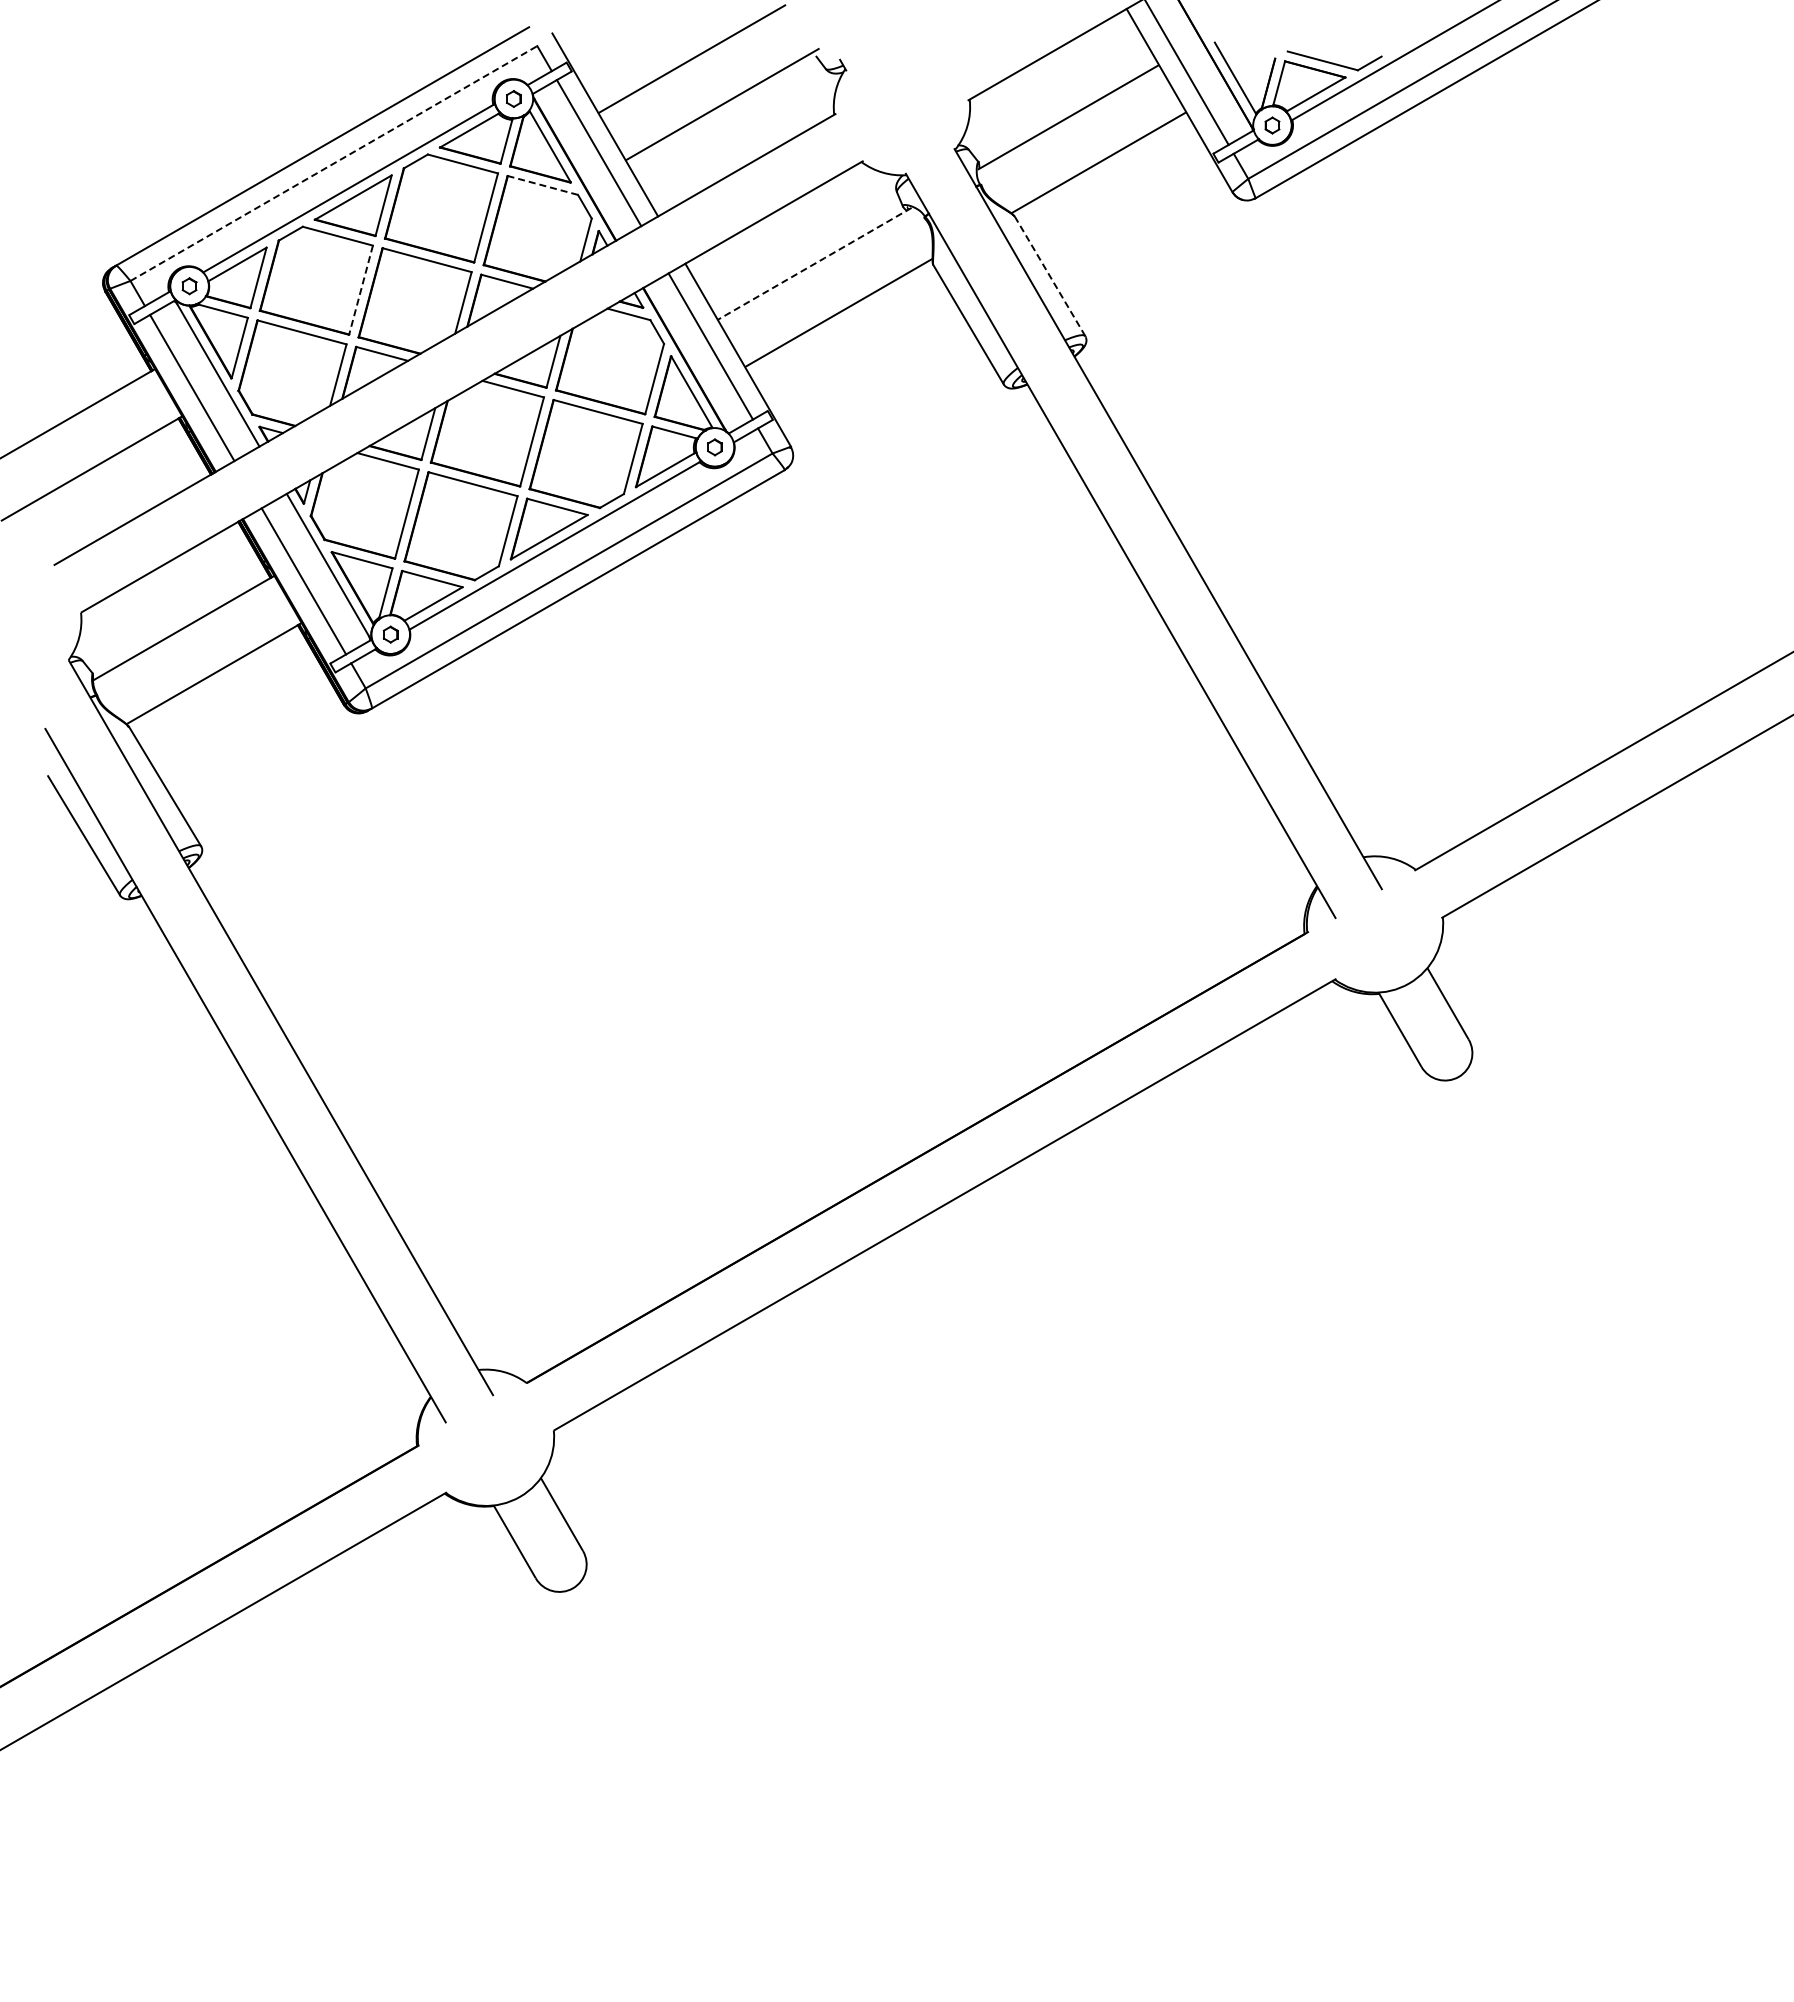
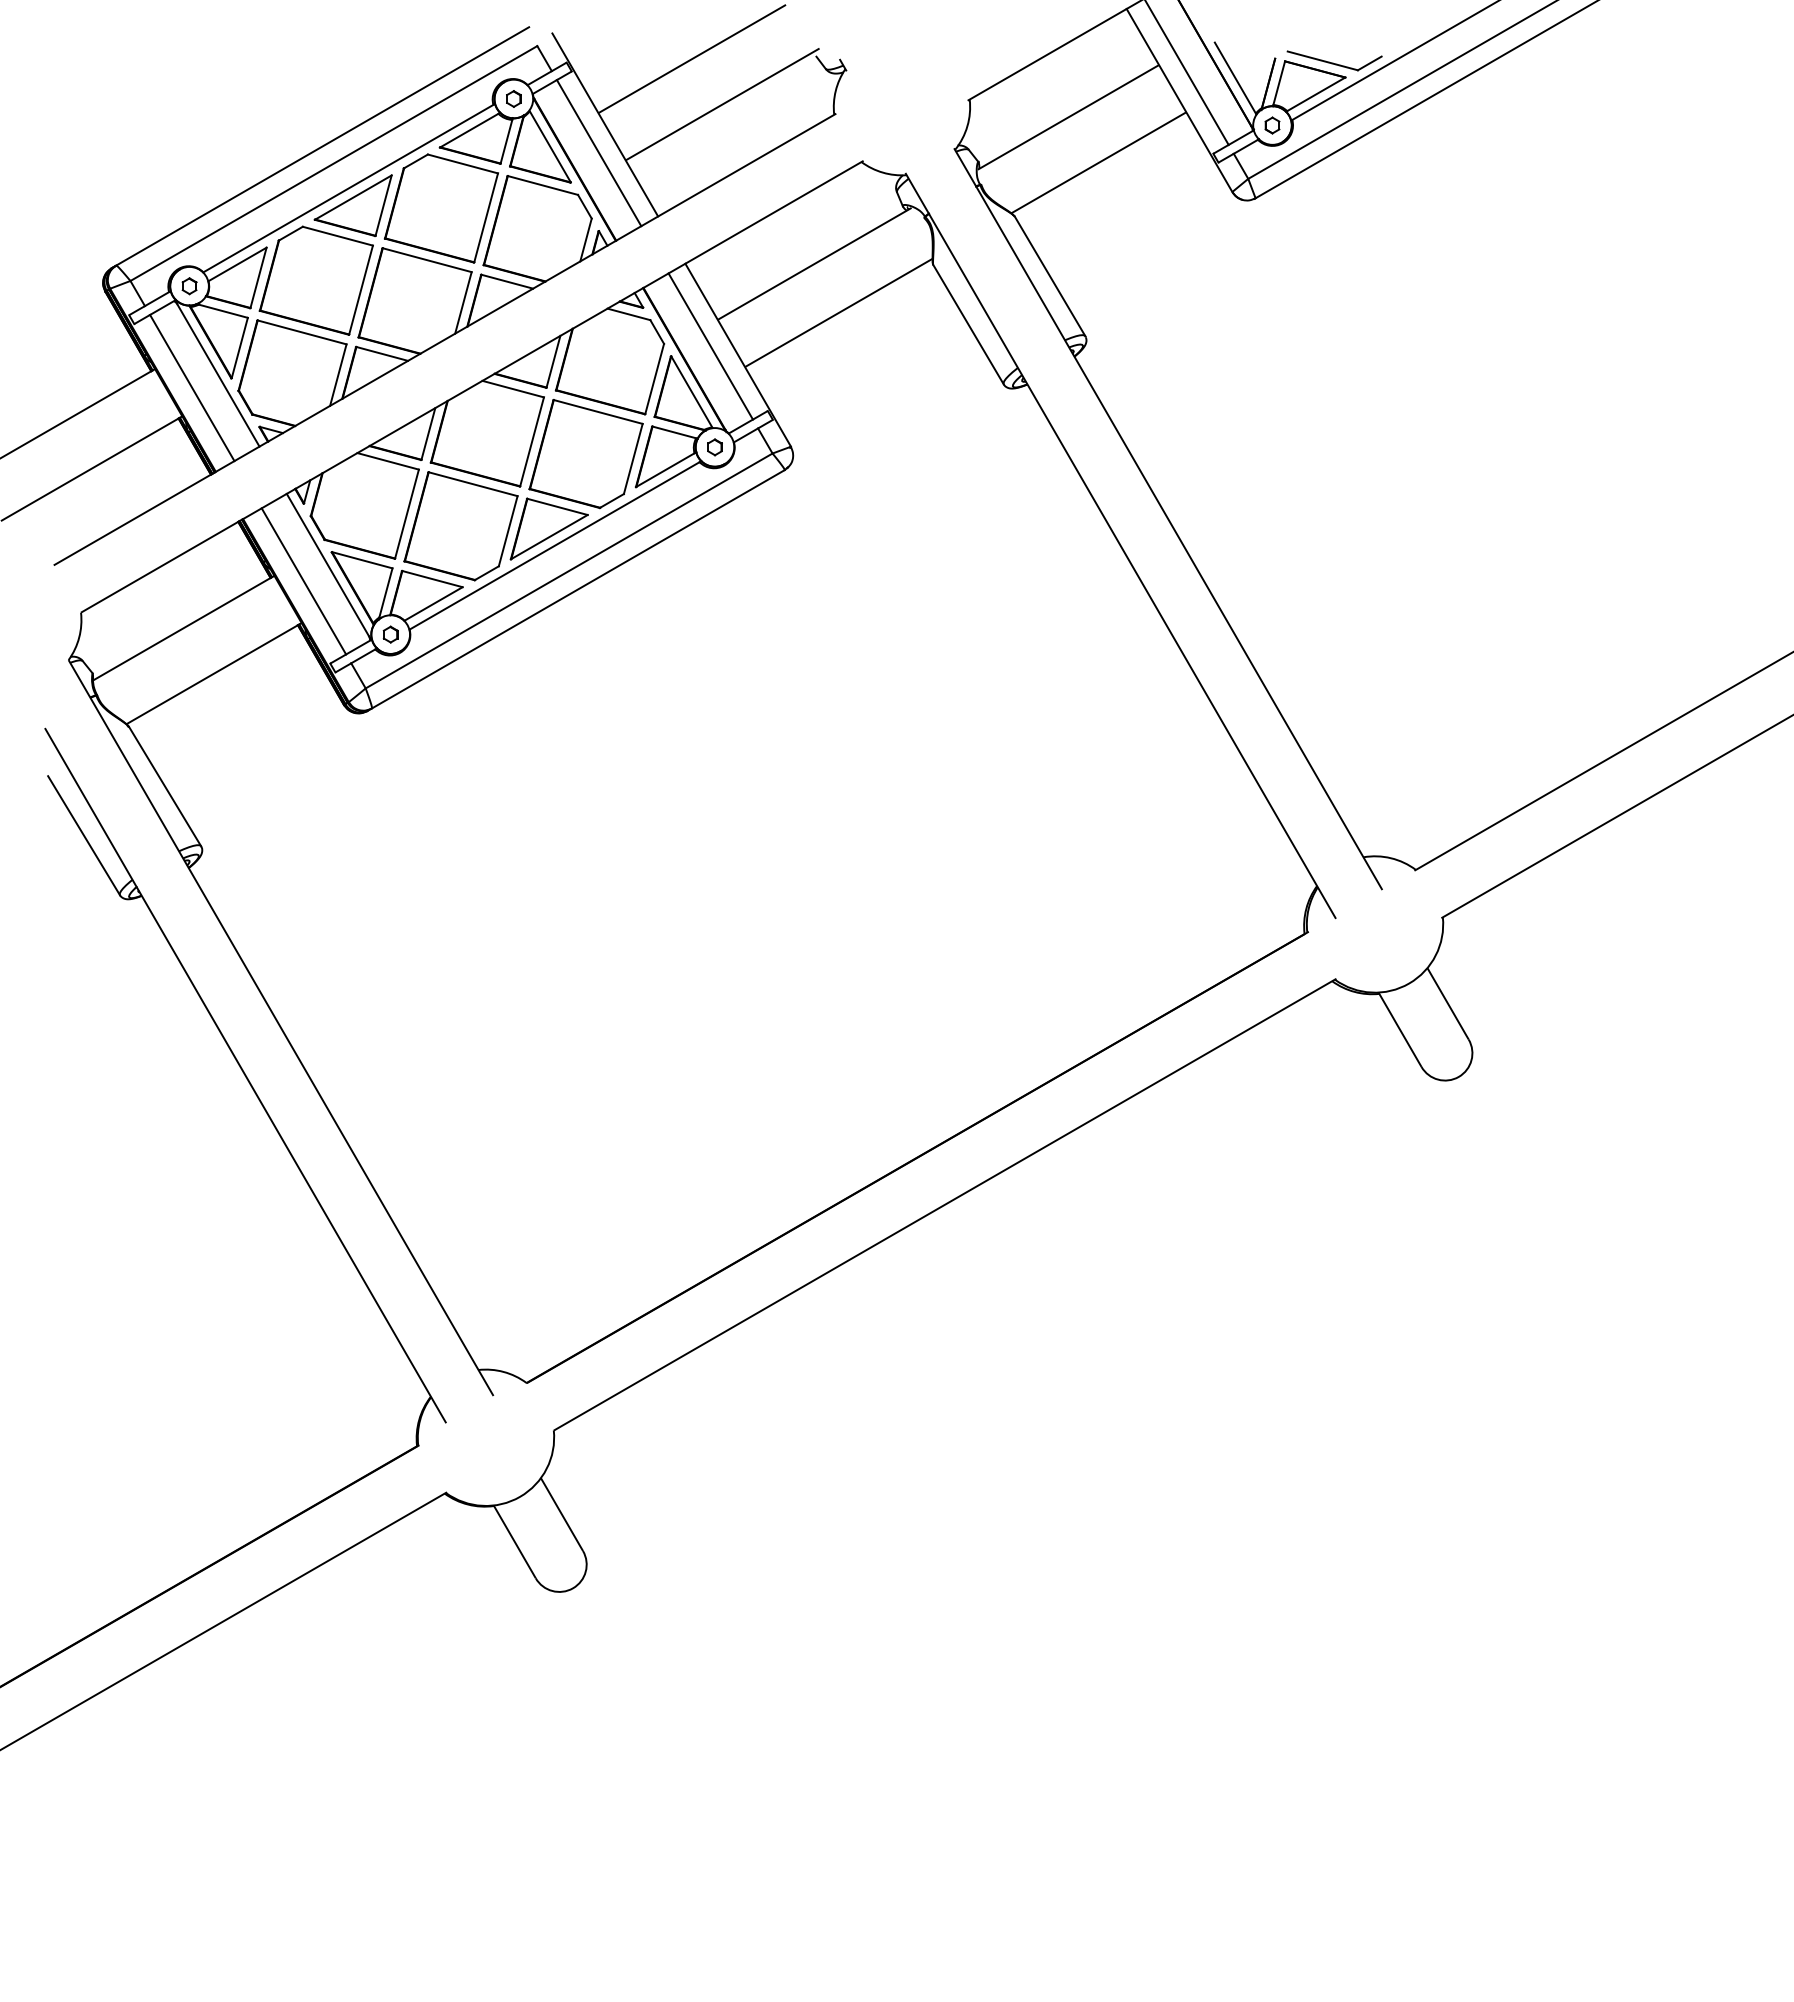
line: dashed -> solid (333, 163)
line: dashed -> solid (542, 185)
line: dashed -> solid (814, 263)
line: dashed -> solid (1049, 276)
line: dashed -> solid (361, 290)
